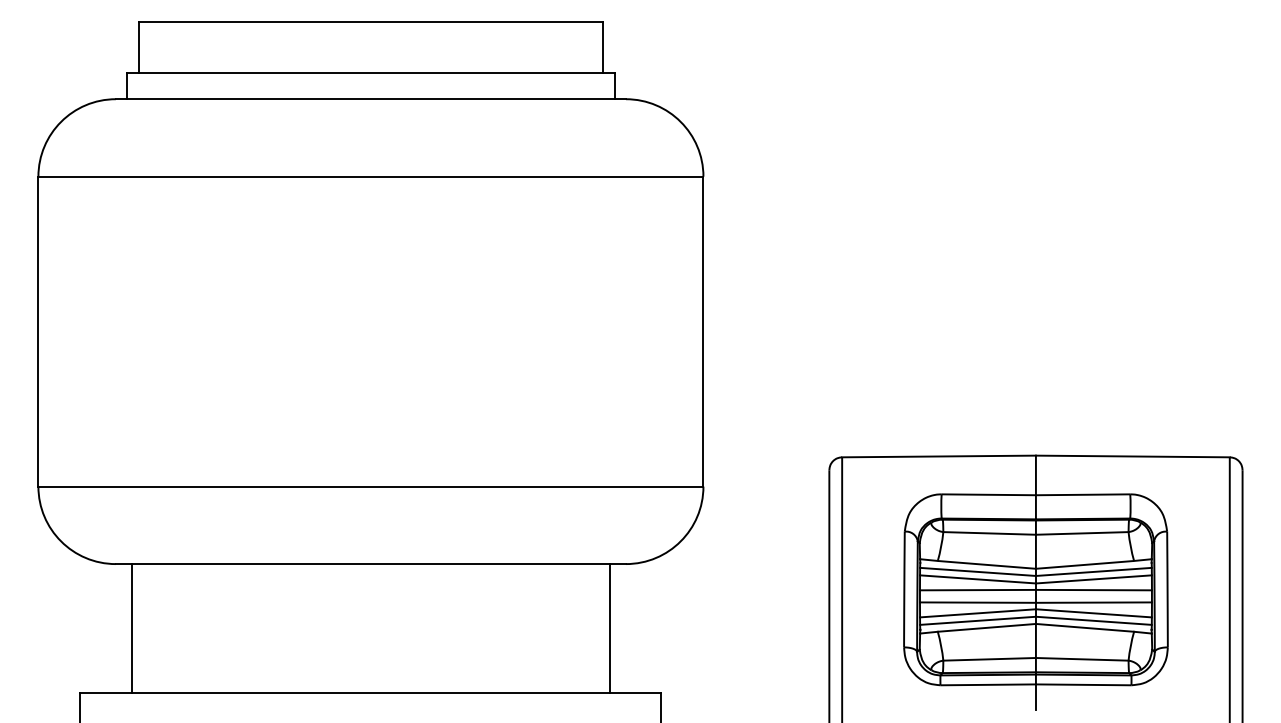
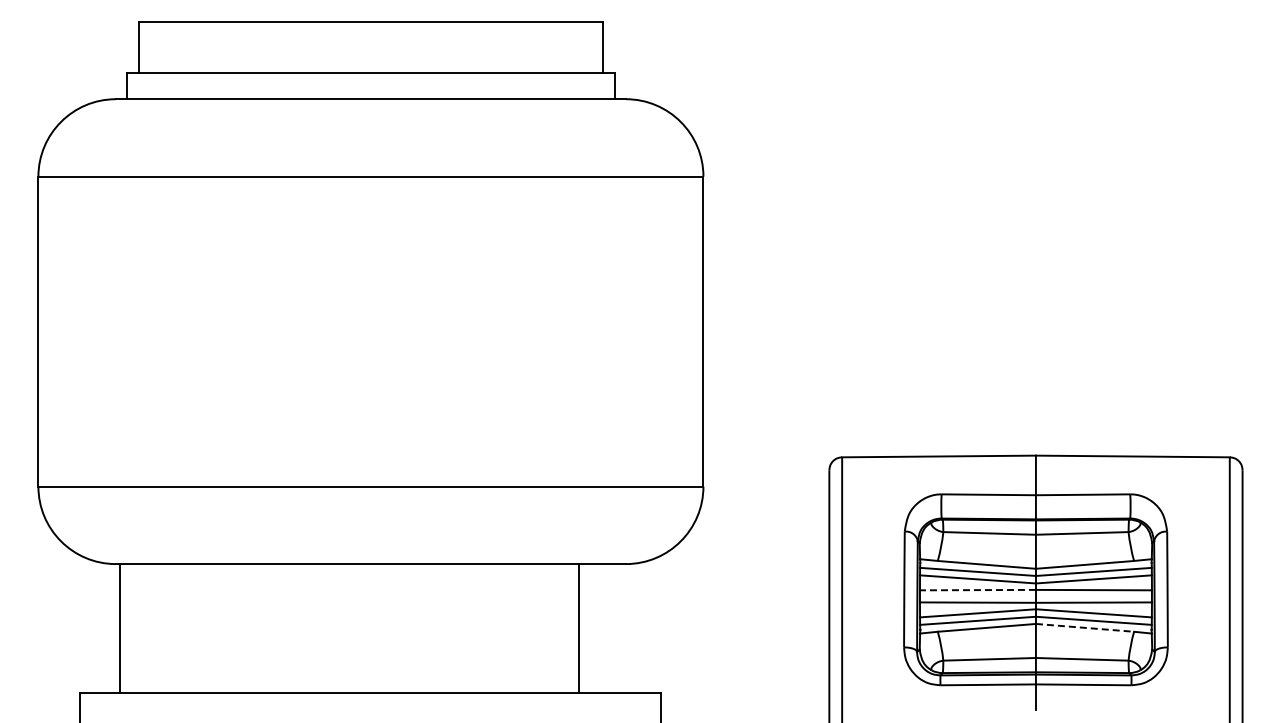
line: solid -> dashed (977, 590)
line: solid -> dashed (1085, 627)
line position: (132, 628) -> (120, 628) (120, 628)
line position: (609, 628) -> (578, 628) (578, 628)
